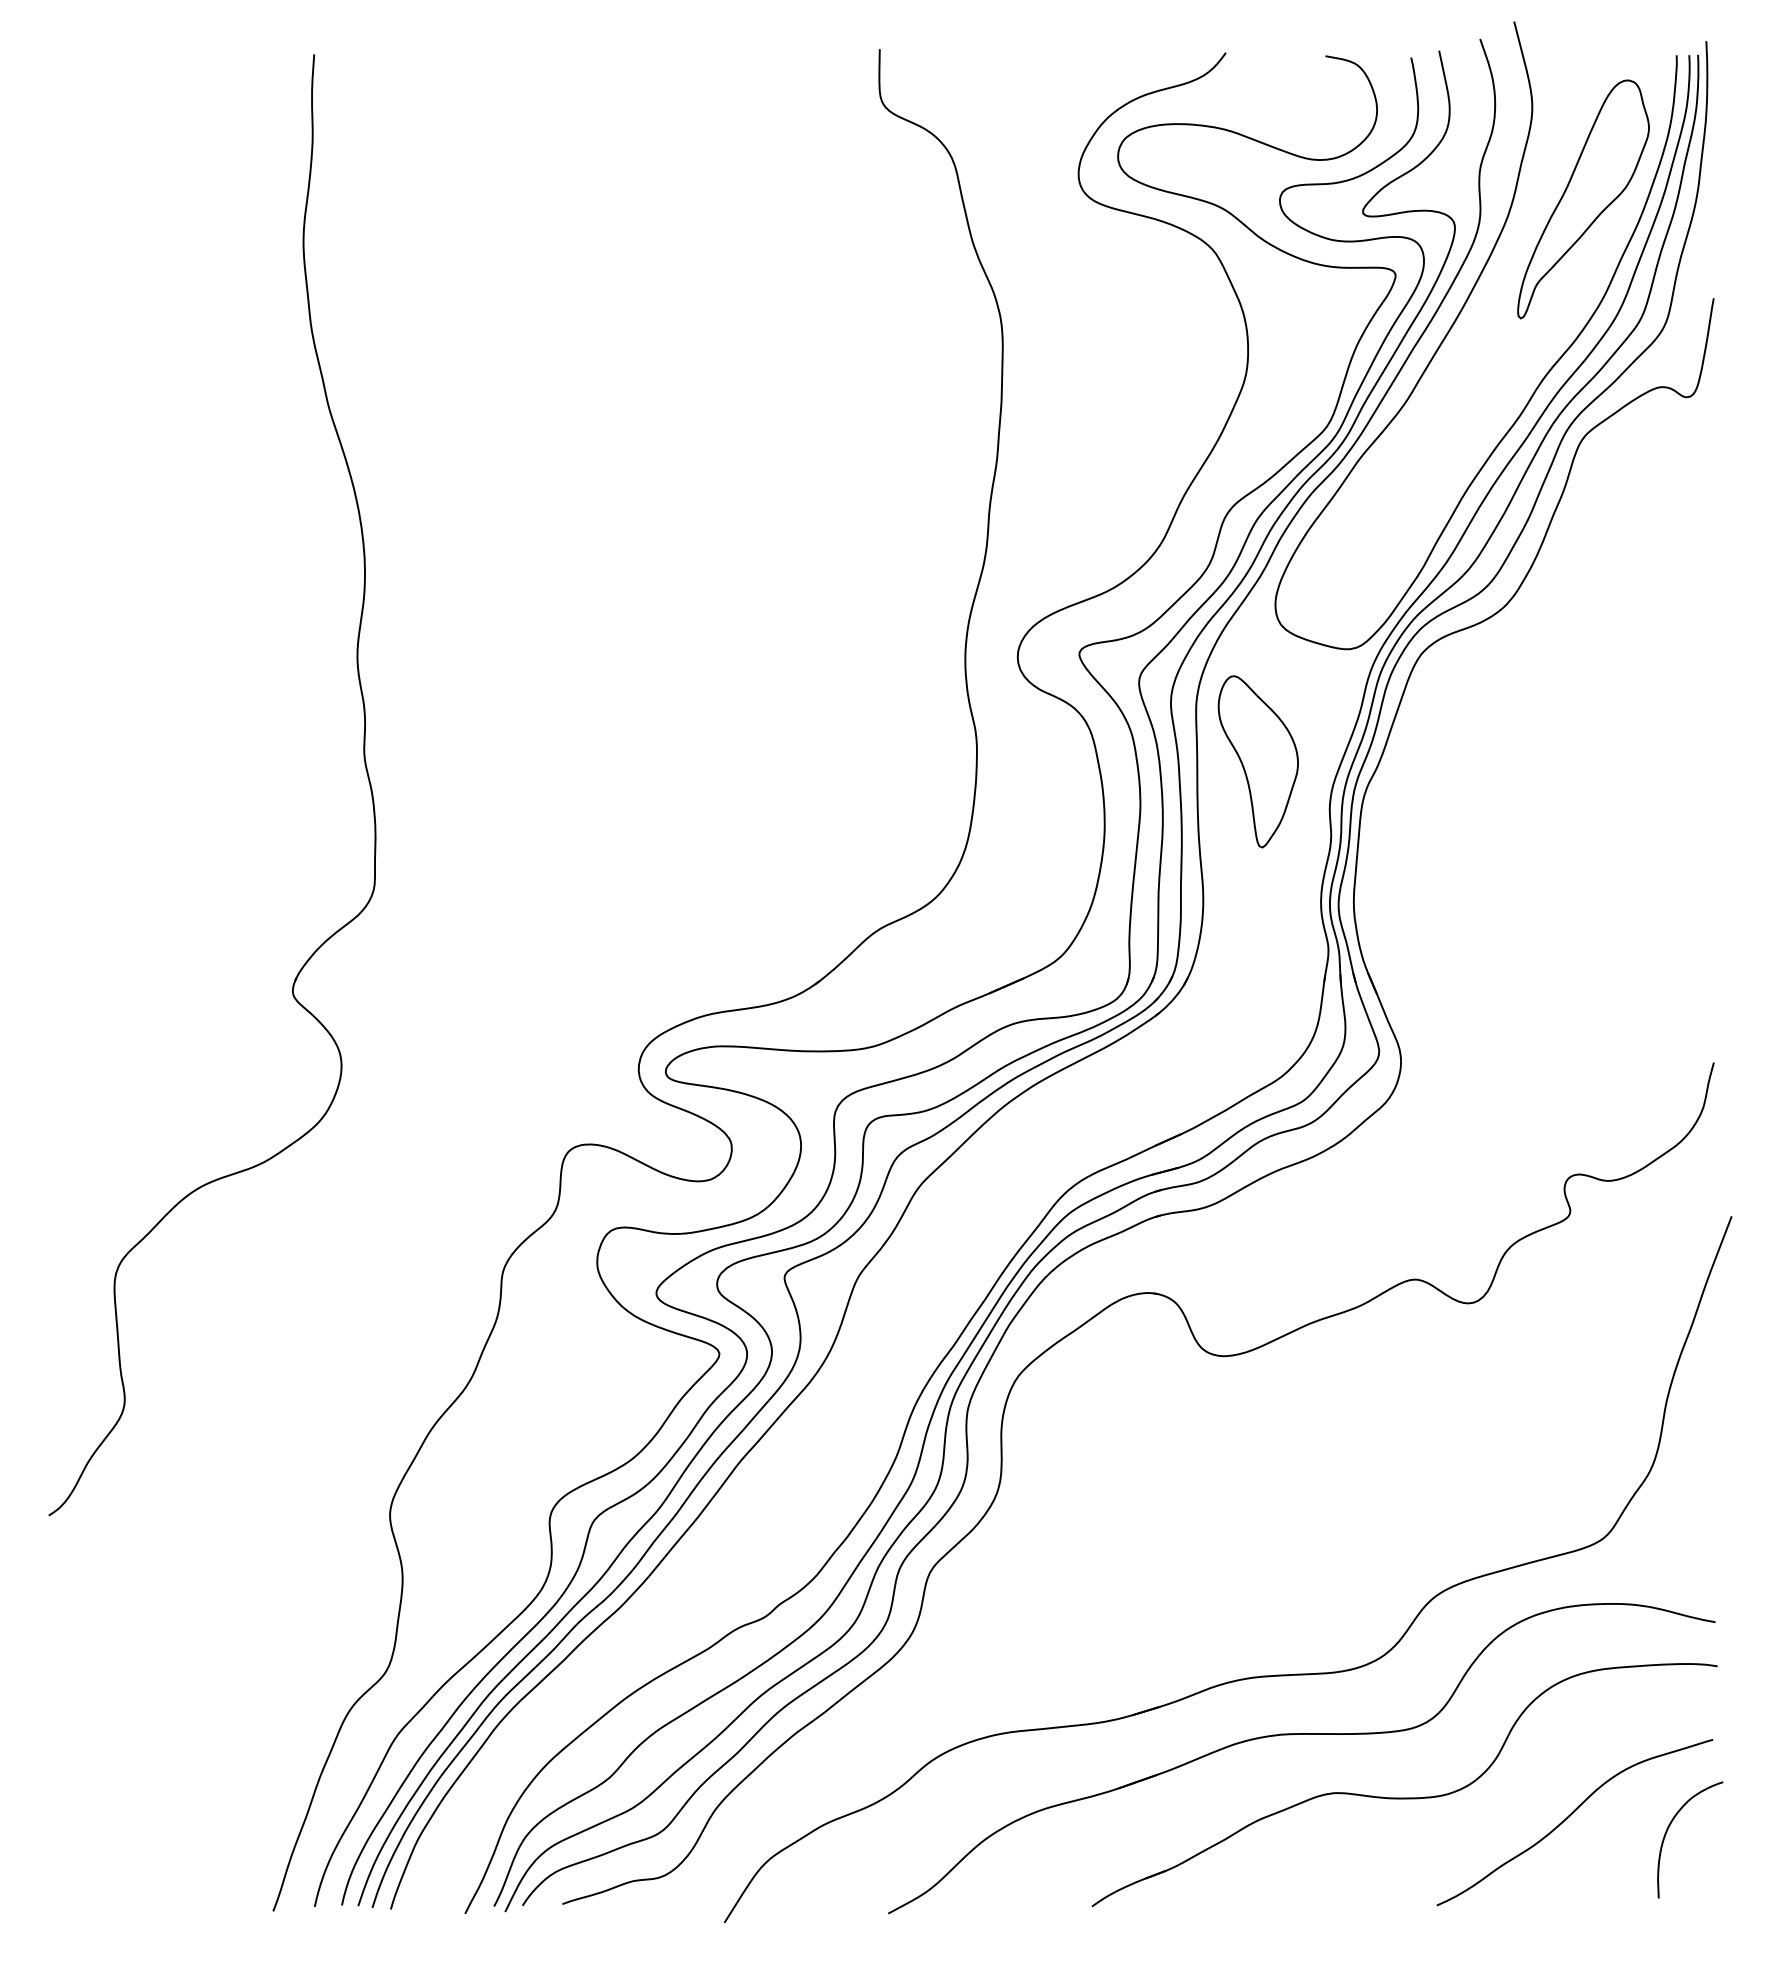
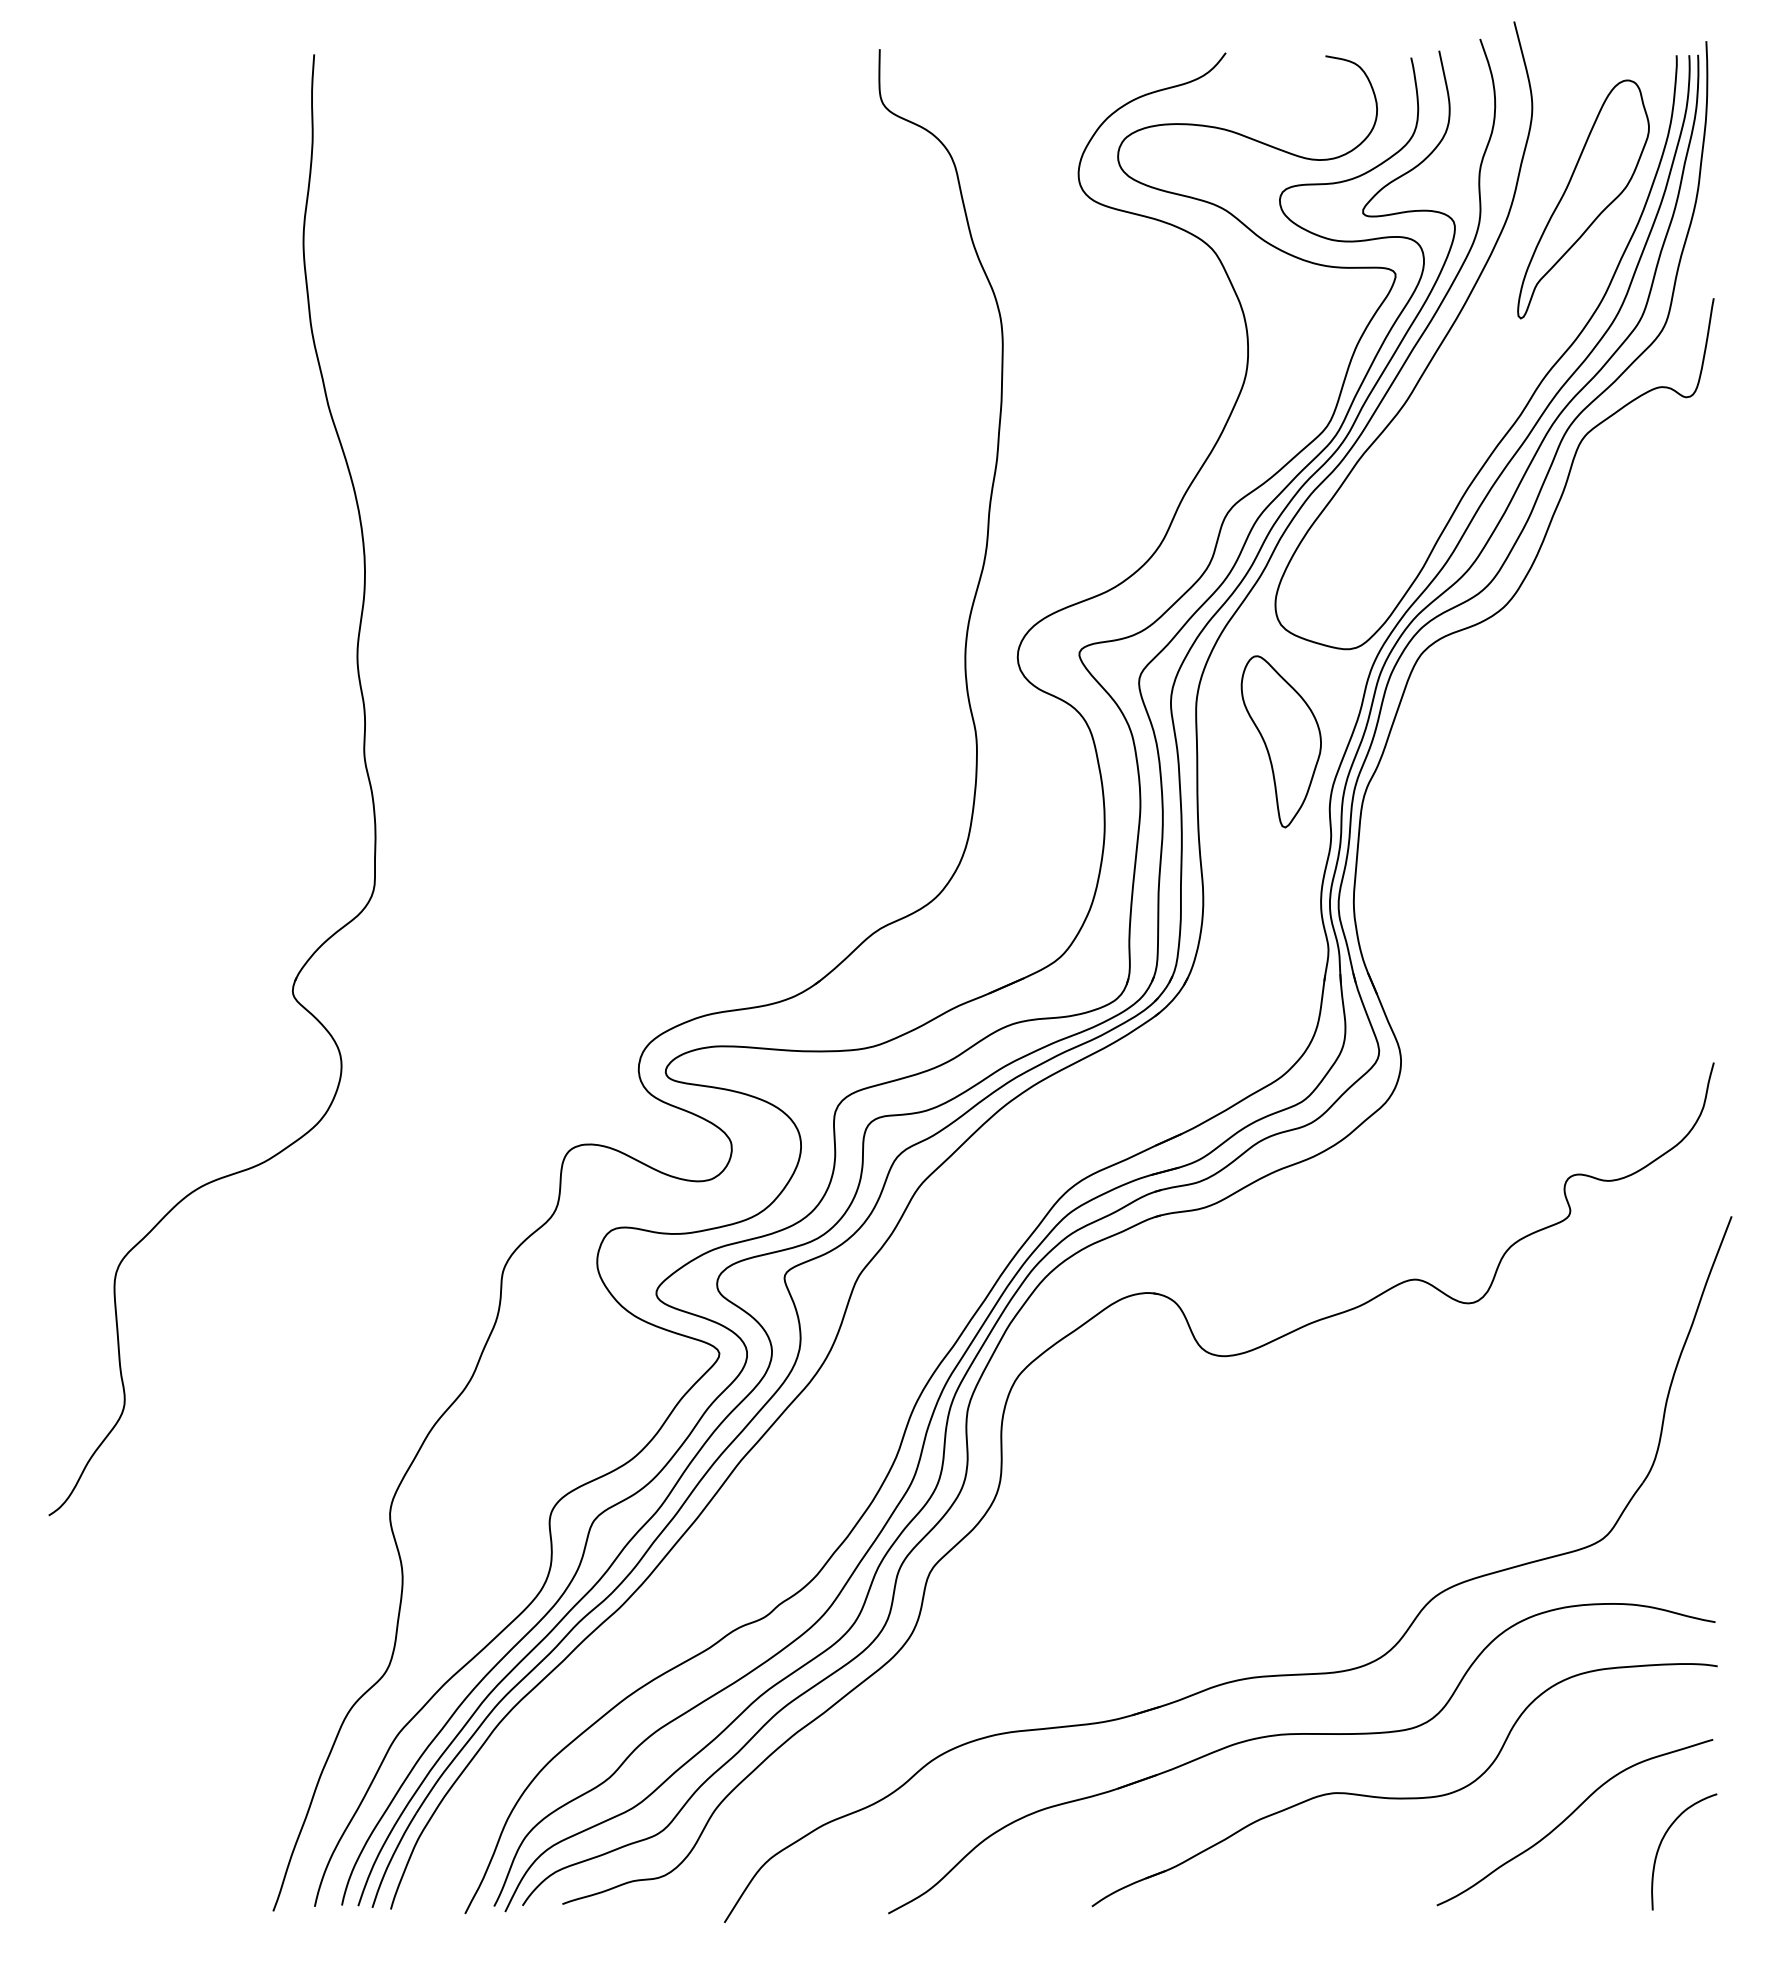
part position: (1257, 761) -> (1280, 741) (1280, 741)
curve position: (1667, 1832) -> (1661, 1844) (1661, 1844)
